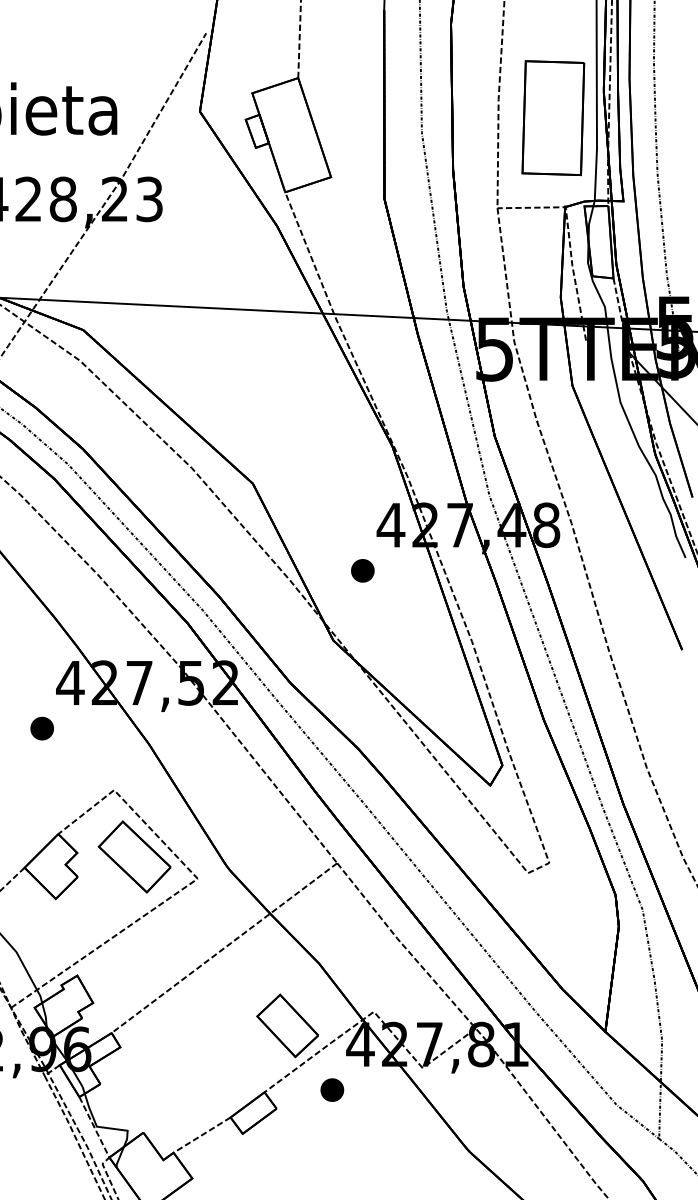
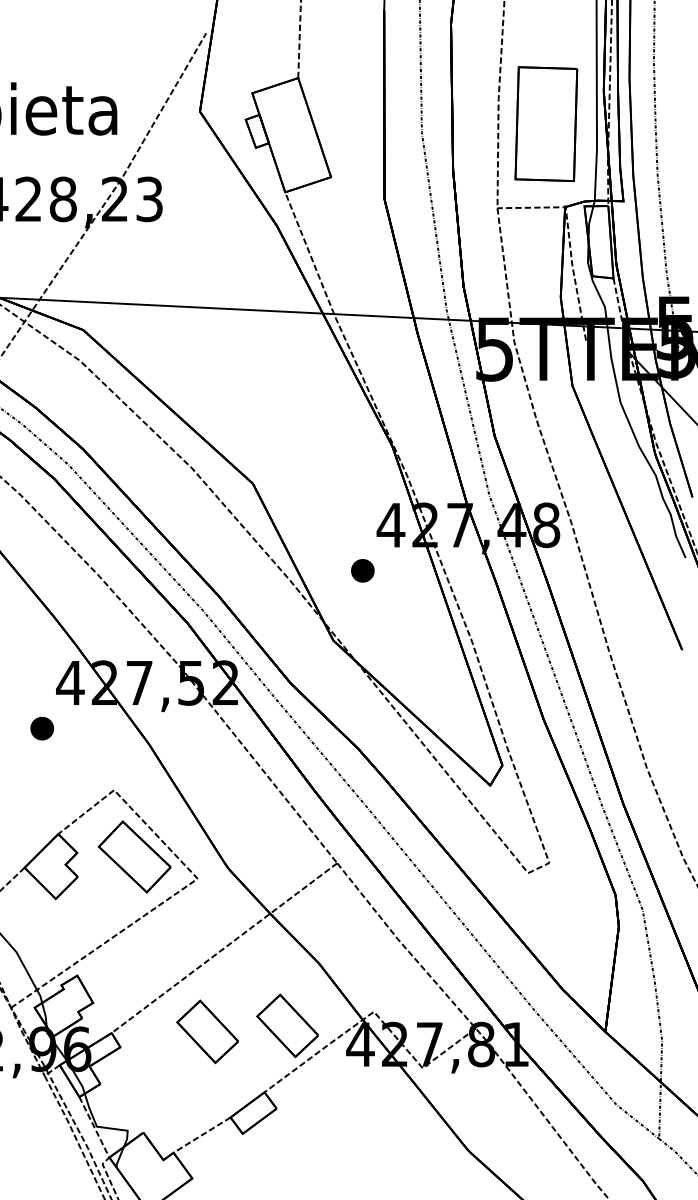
part position: (553, 118) -> (546, 124) (546, 124)
part: none -> present (207, 1031)
part: present -> none (332, 1089)
